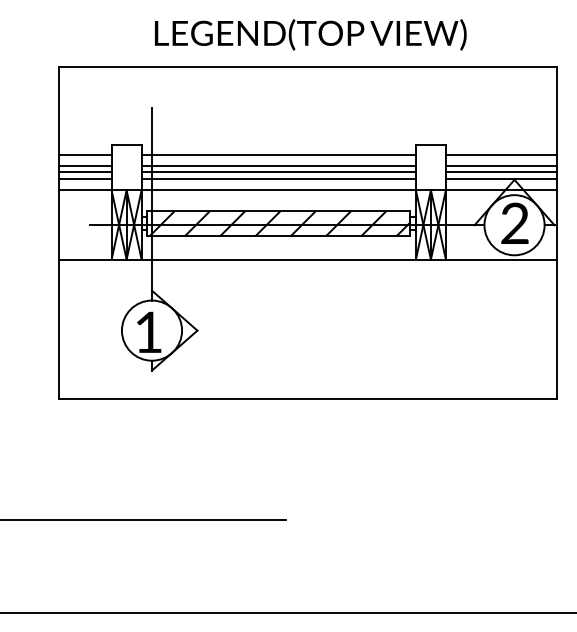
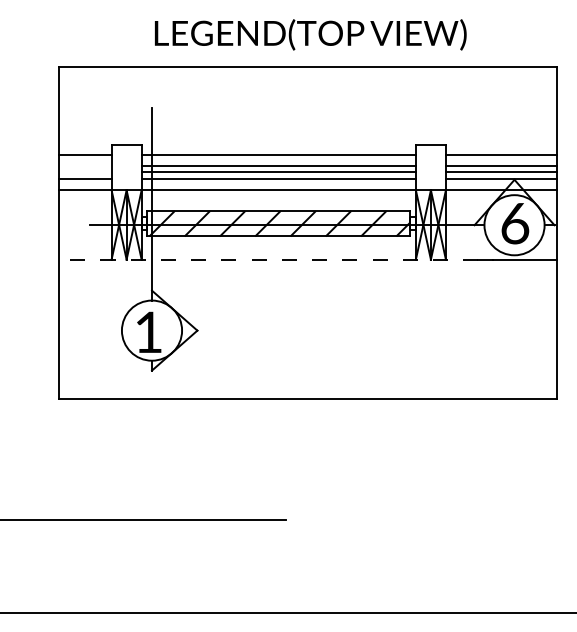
line: present -> none (84, 165)
line: present -> none (84, 172)
text: 2 -> 6 (515, 223)
line: solid -> dashed (268, 259)
